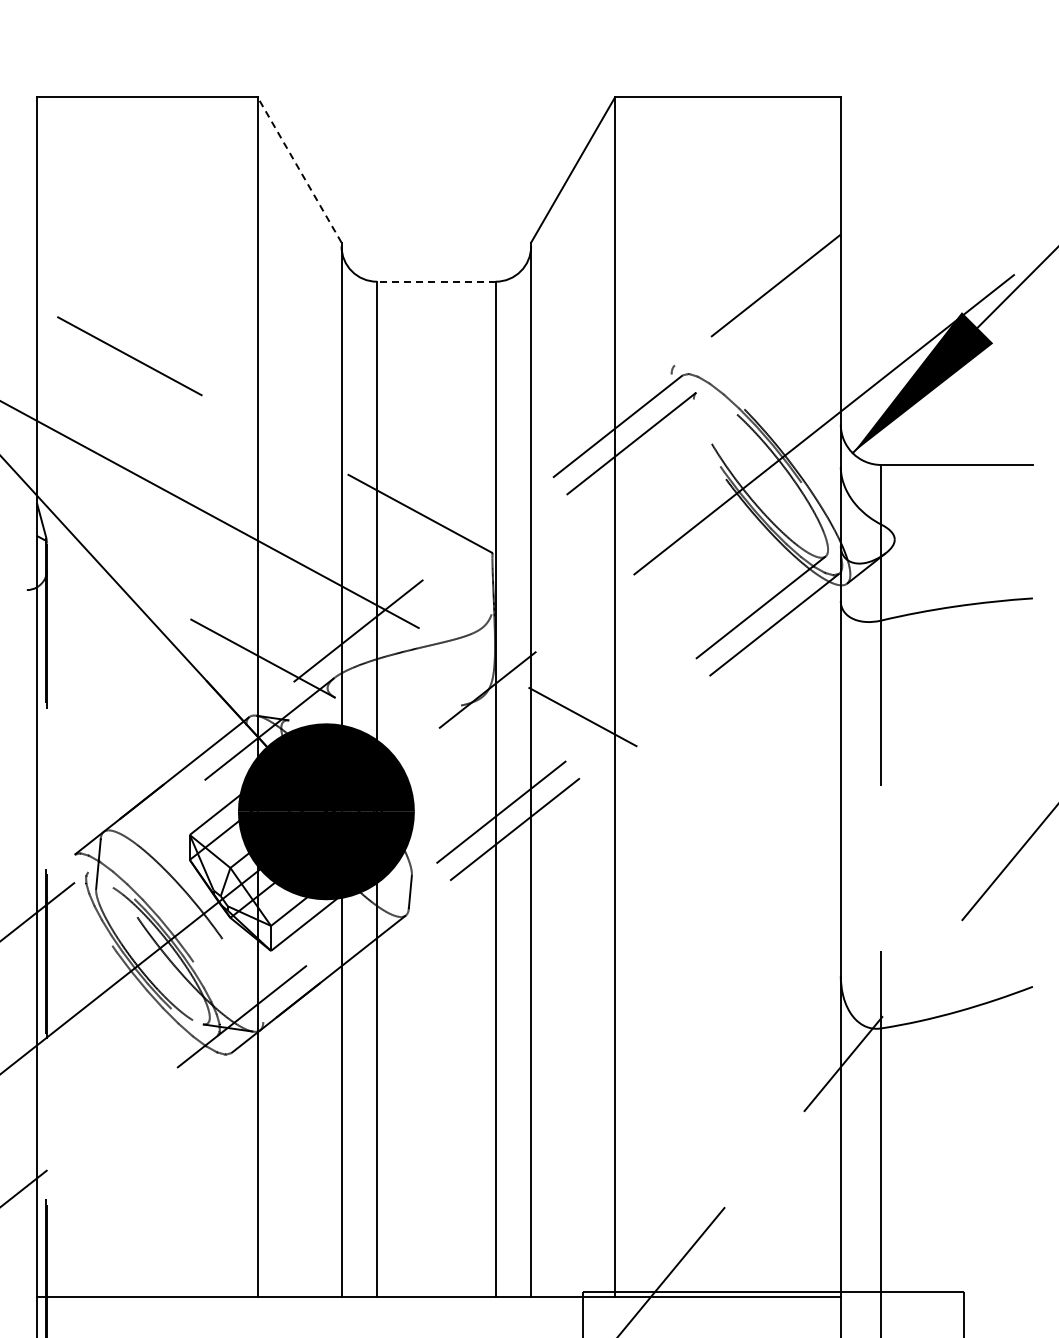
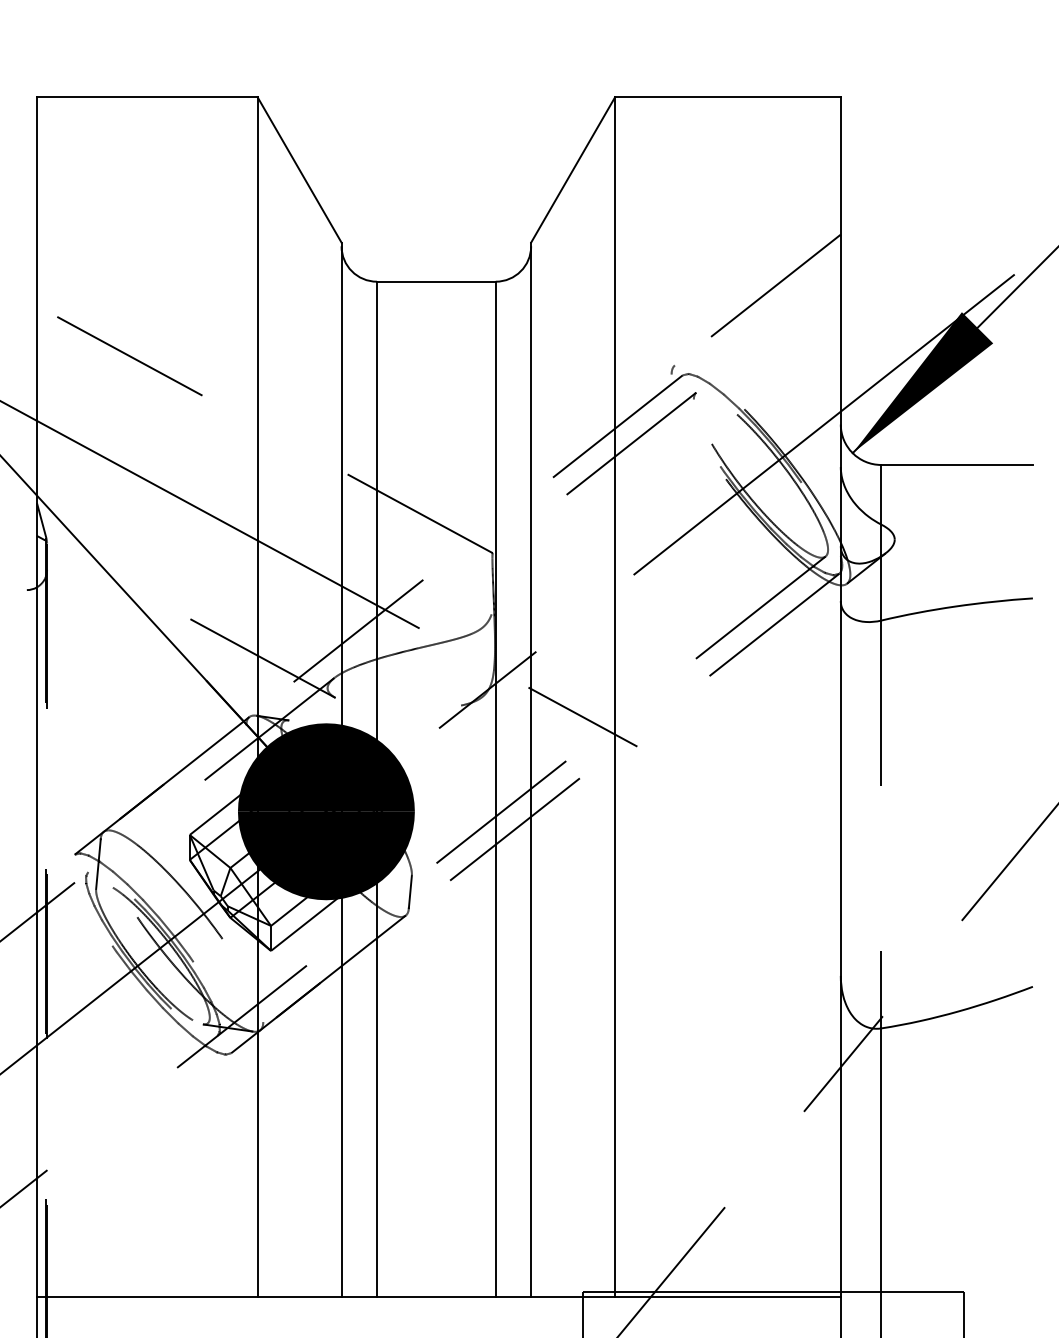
line: dashed -> solid (299, 169)
line: dashed -> solid (435, 281)
